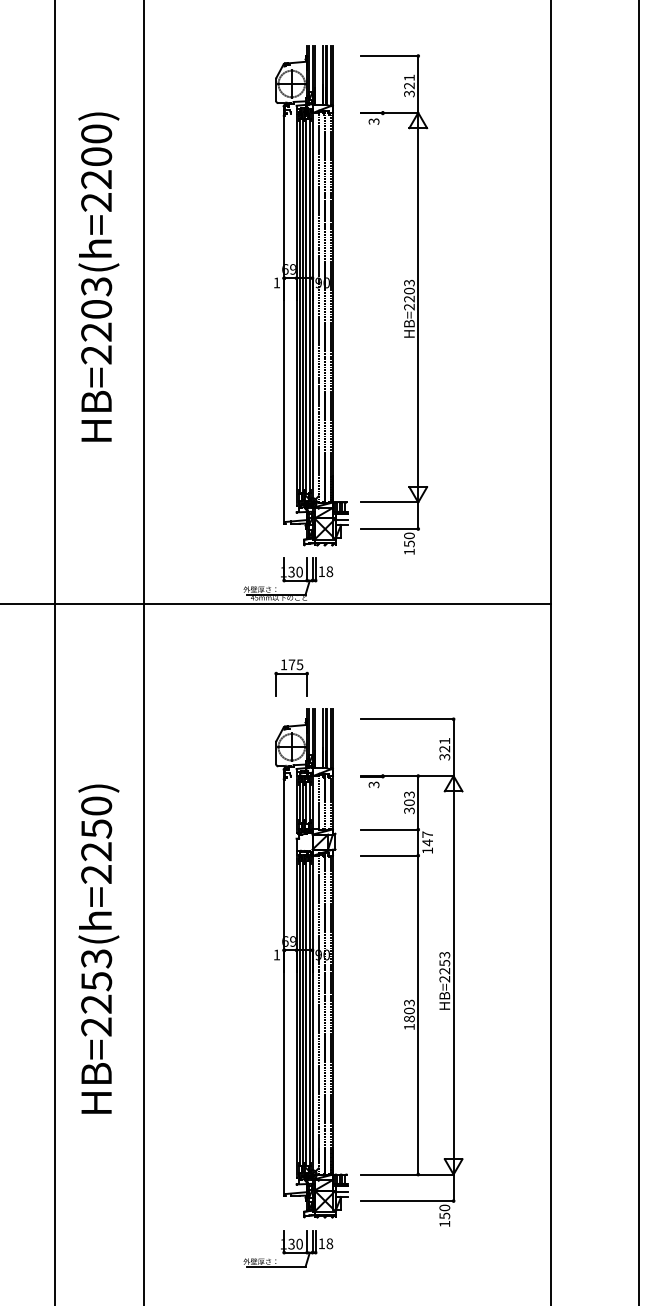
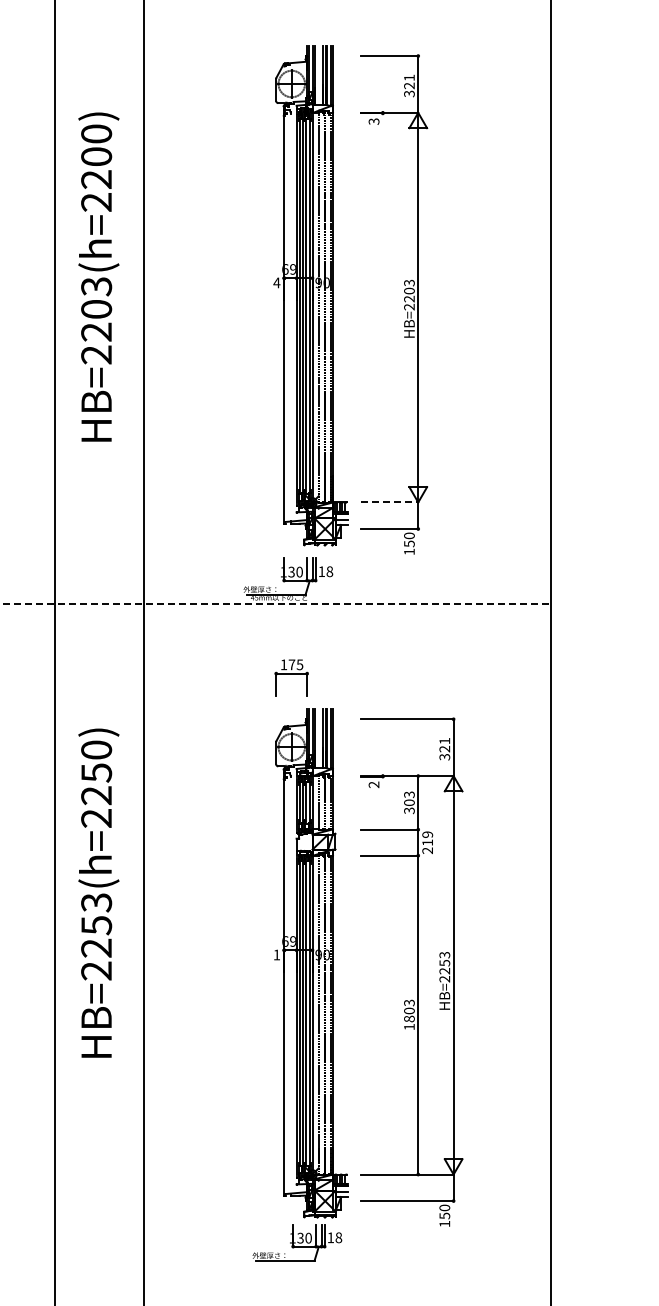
text: 1 -> 4 (276, 282)
line: solid -> dashed (389, 502)
line: solid -> dashed (275, 604)
line: present -> none (639, 652)
text: 3 -> 2 (374, 784)
text: 147 -> 219 (427, 842)
text position: (98, 948) -> (98, 892) (98, 892)
part position: (288, 1248) -> (297, 1242) (297, 1242)
